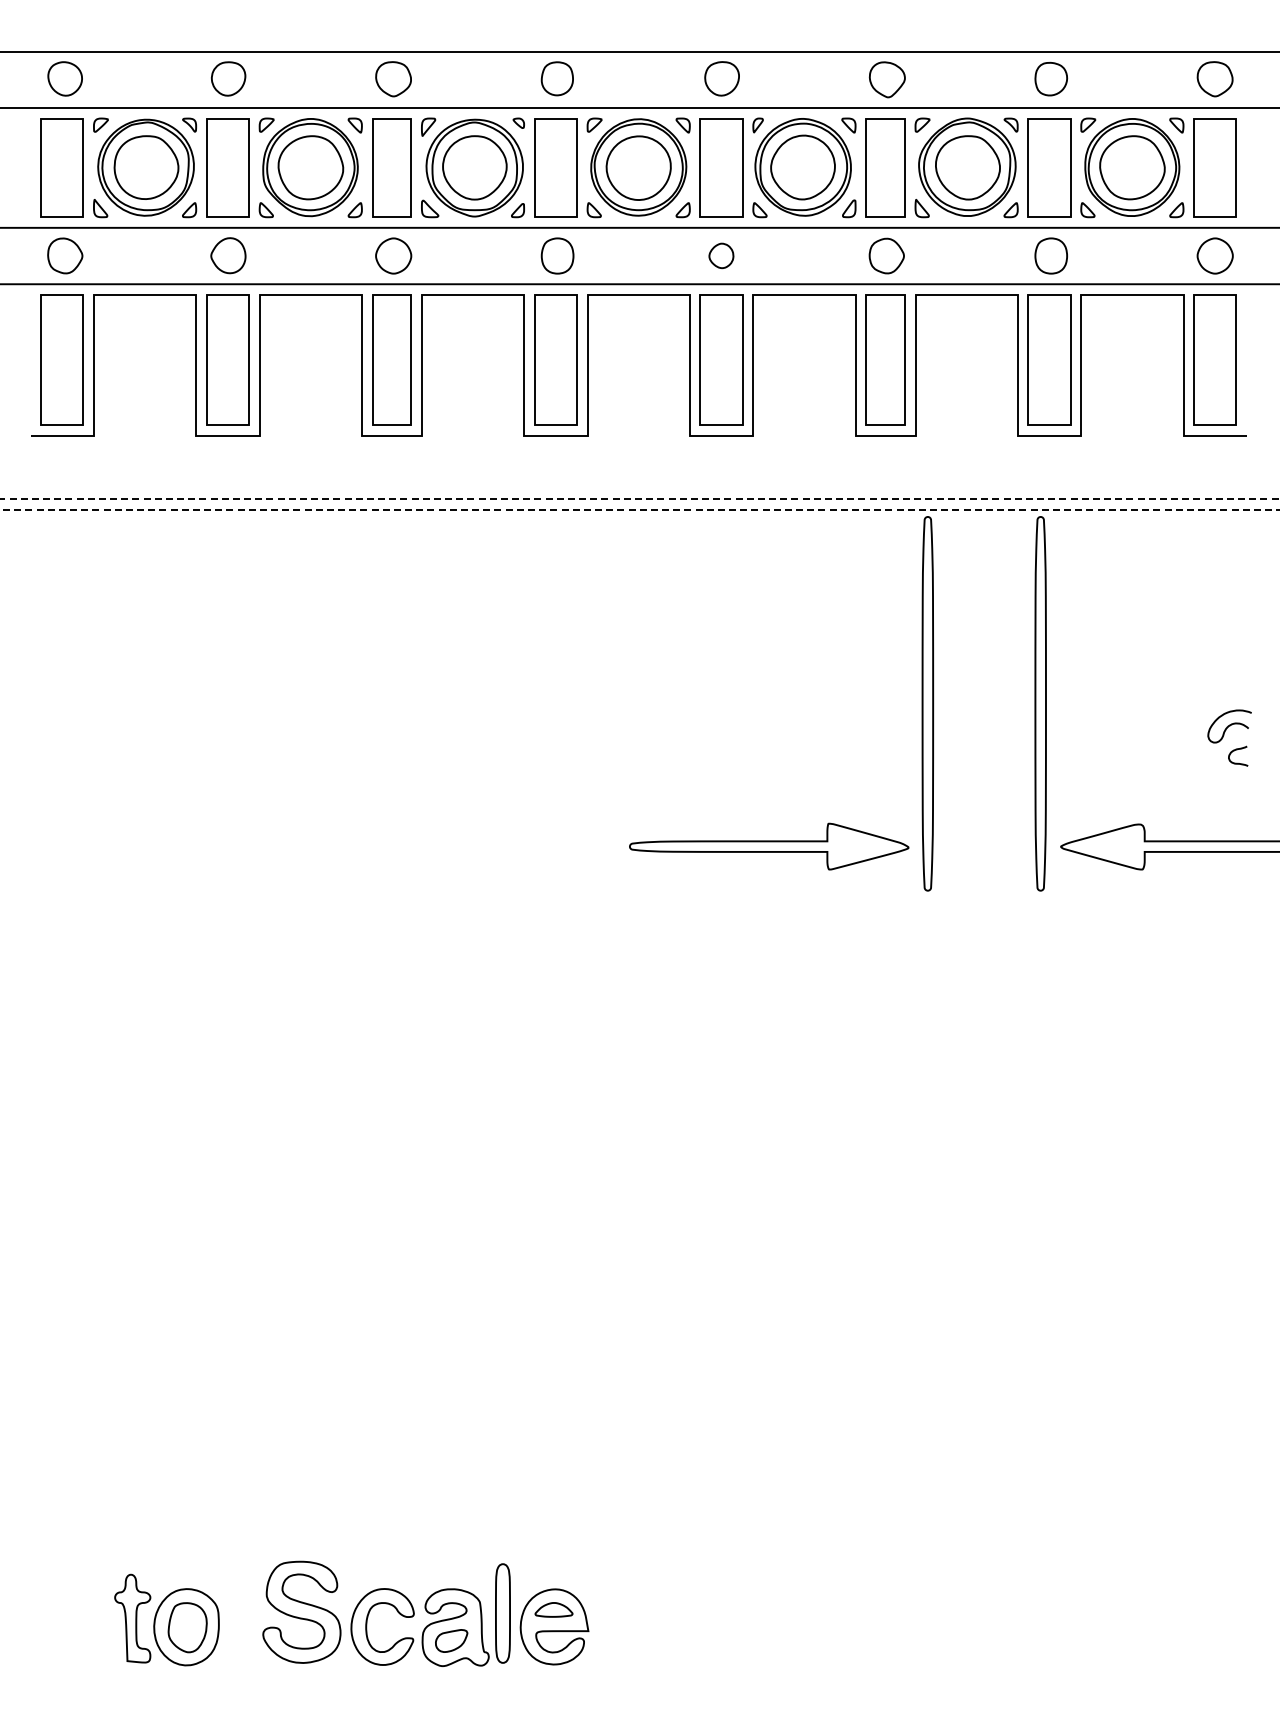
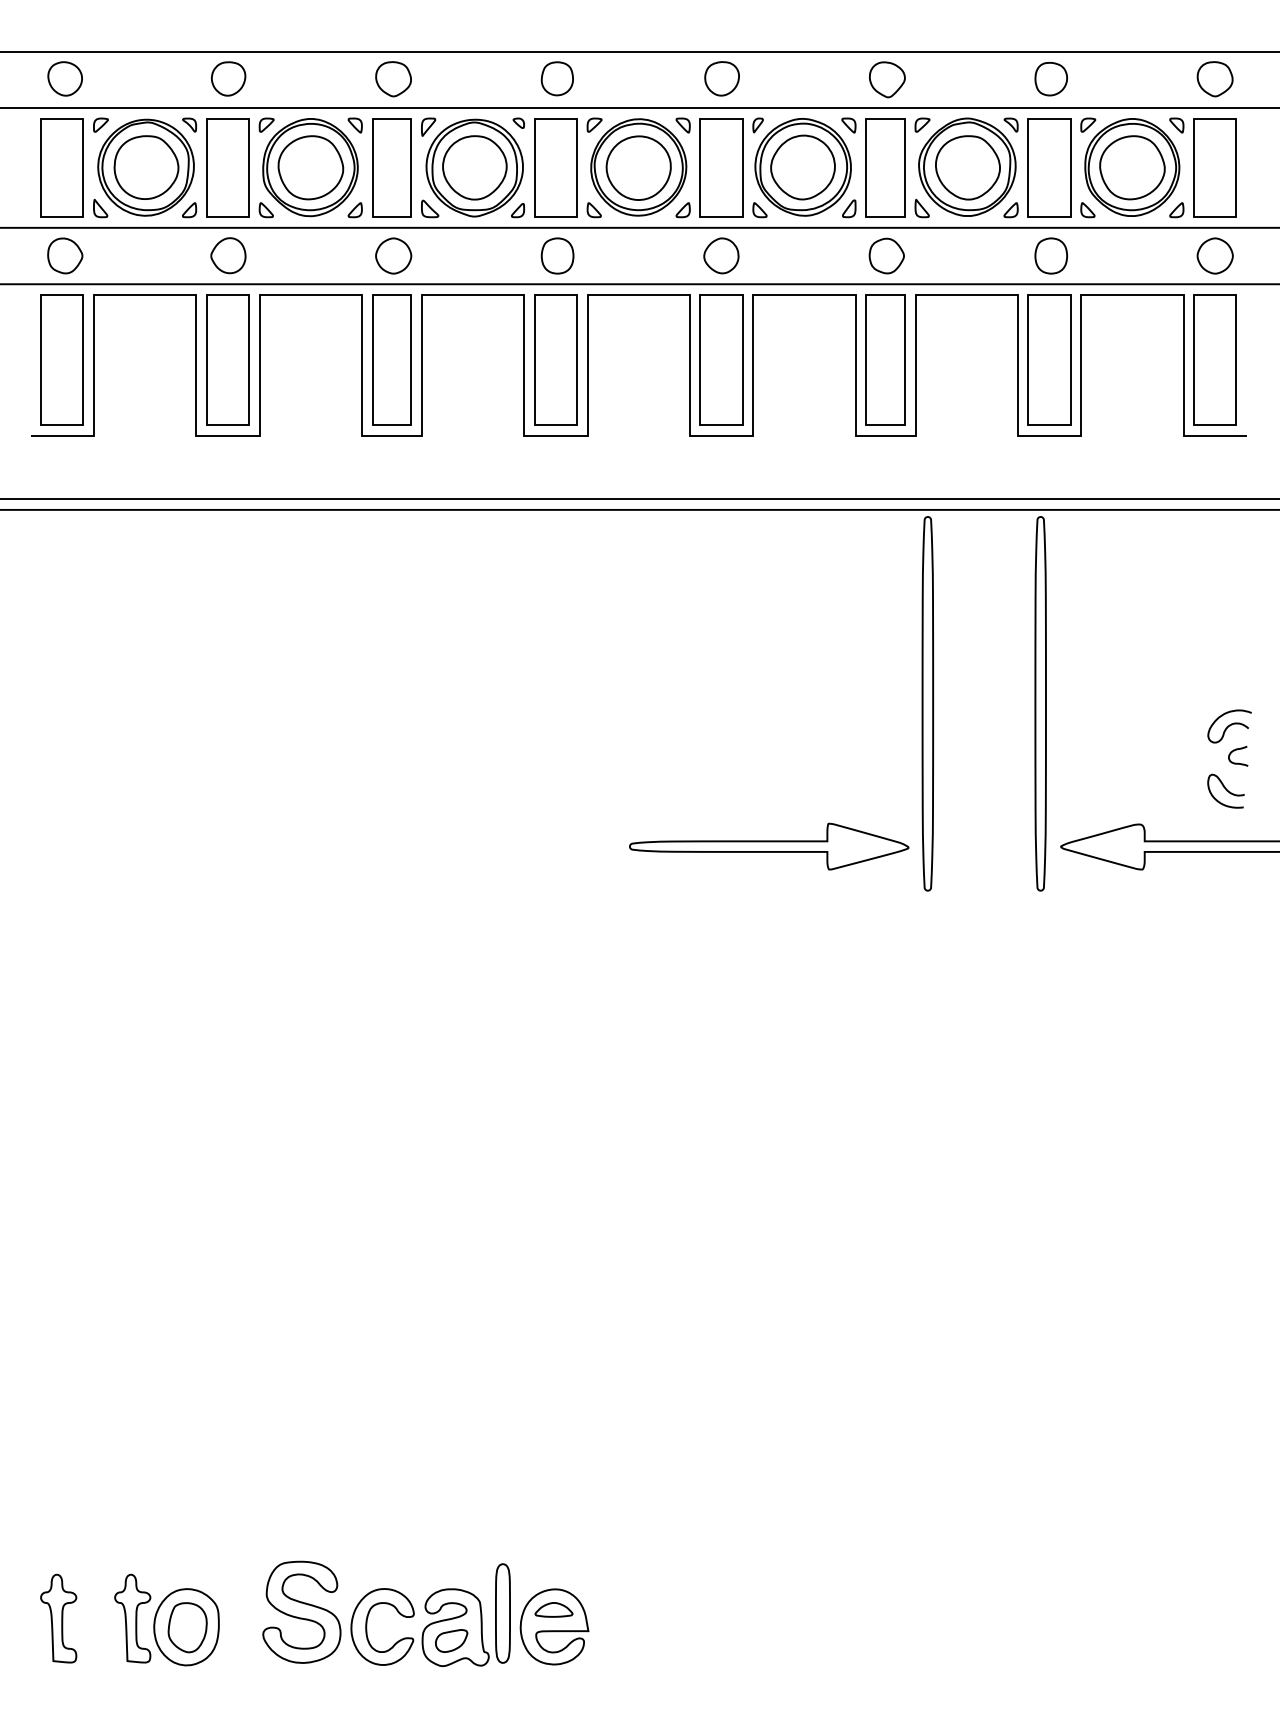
part size: 27x28 px -> 37x38 px (721, 255)
line: dashed -> solid (639, 499)
line: dashed -> solid (640, 509)
curve: none -> present (1225, 789)
part: none -> present (58, 1618)
